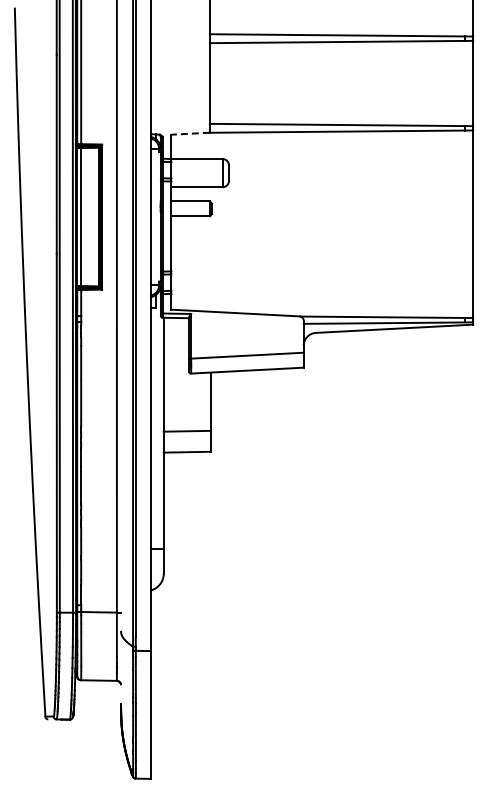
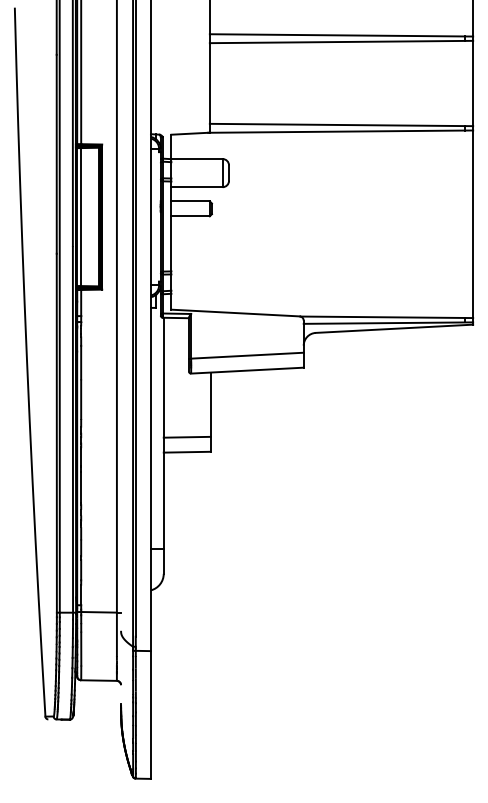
line: dashed -> solid (190, 133)
line position: (186, 430) -> (186, 436) (186, 436)
